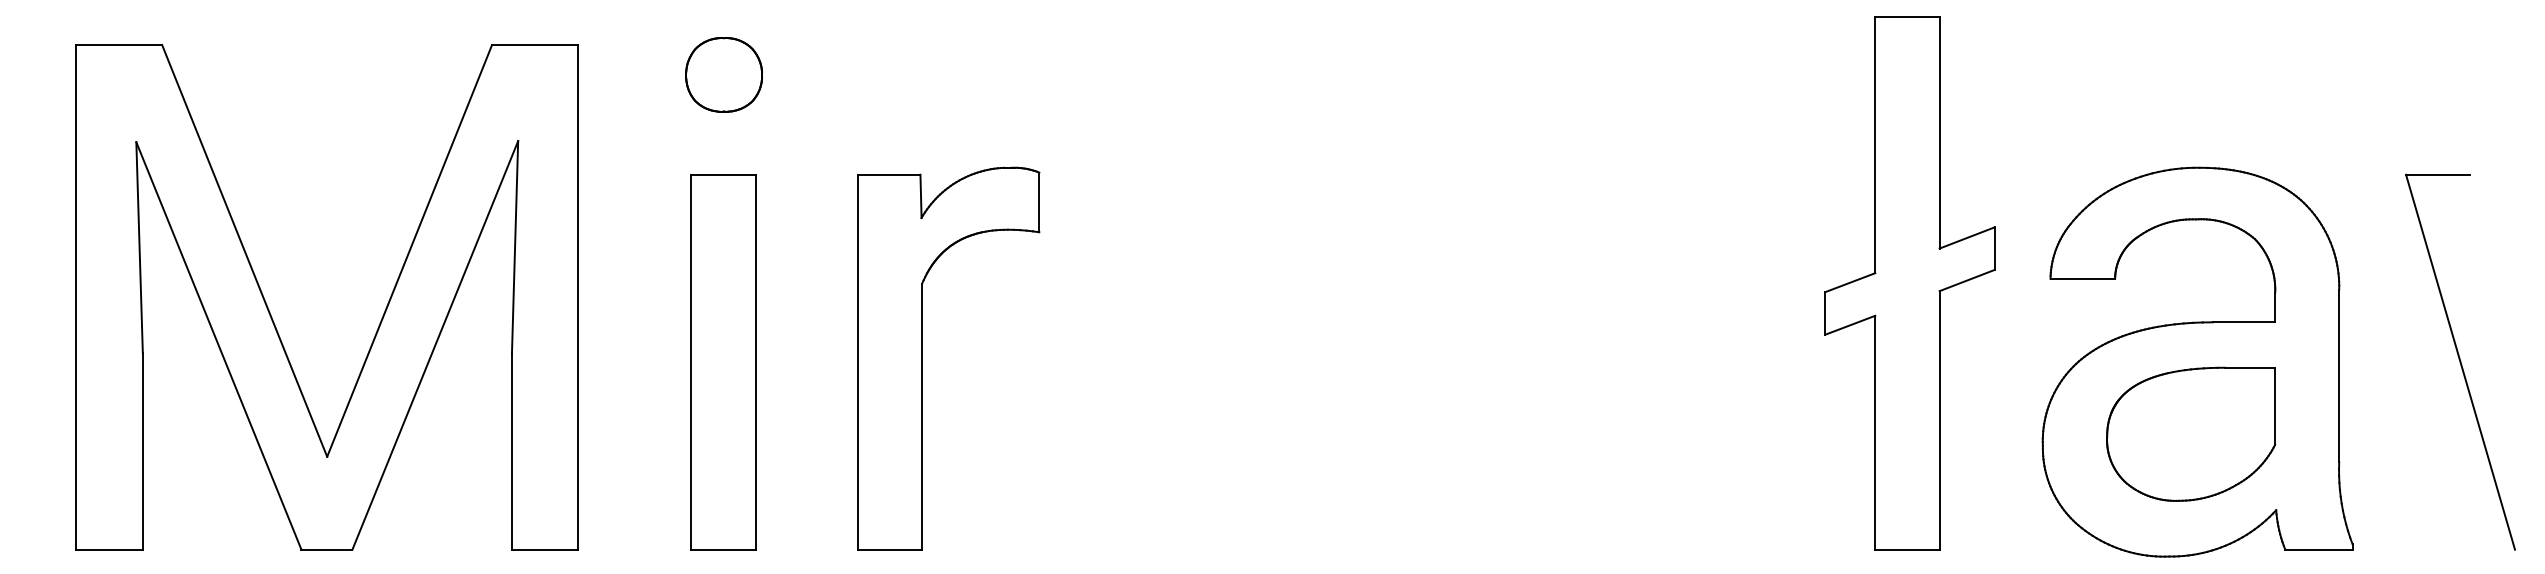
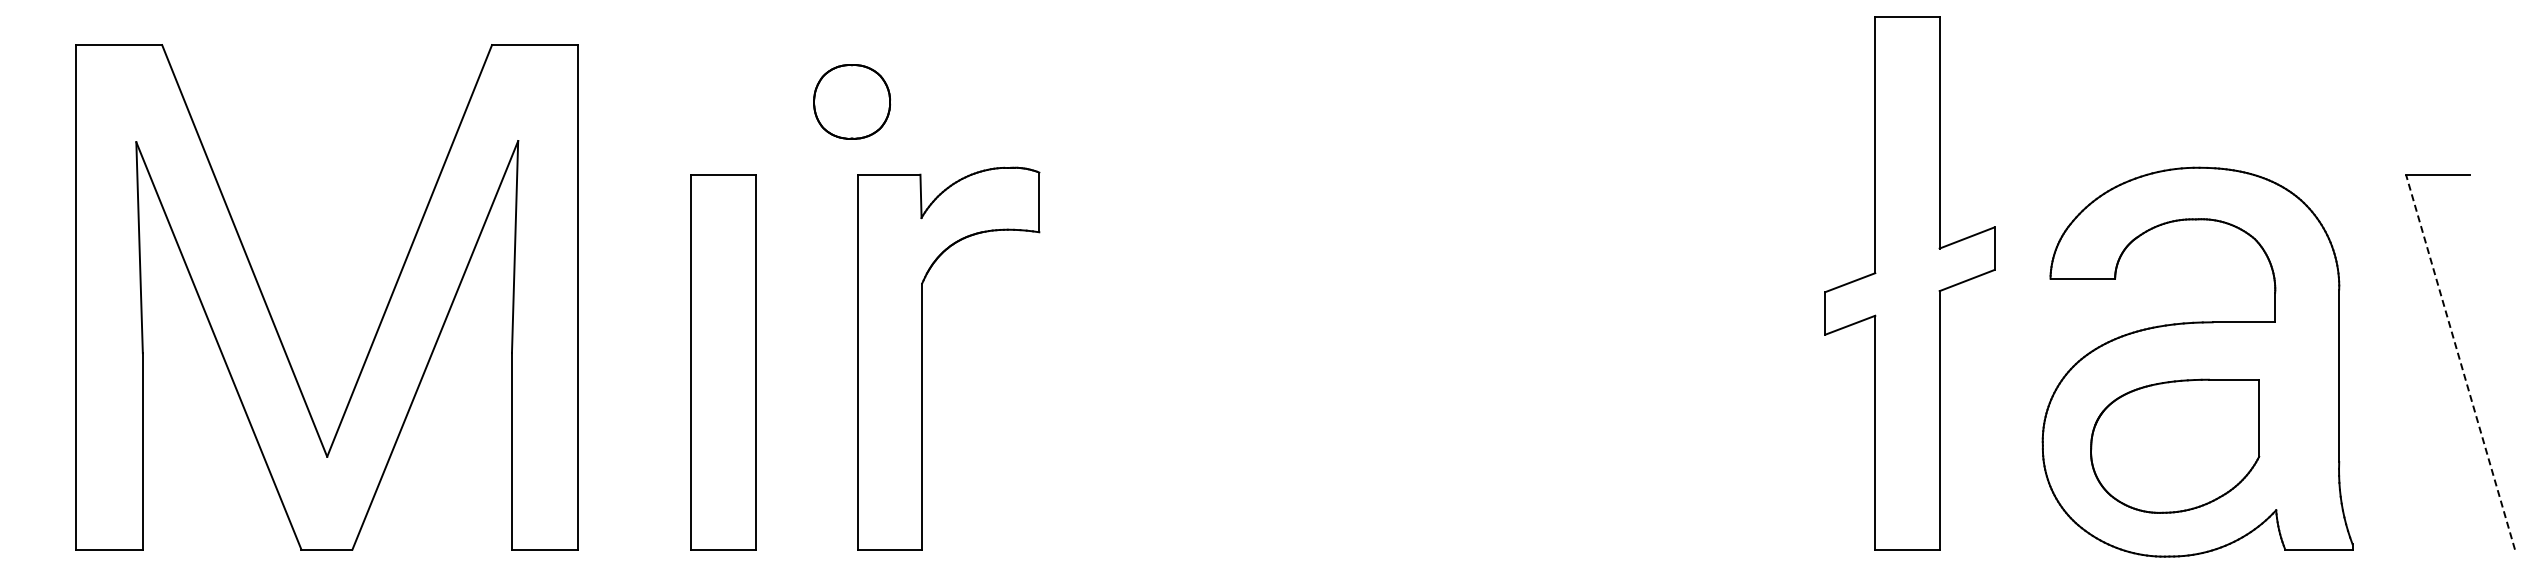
part position: (723, 74) -> (851, 101) (851, 101)
line: solid -> dashed (2460, 361)
part position: (2191, 433) -> (2175, 445) (2175, 445)
